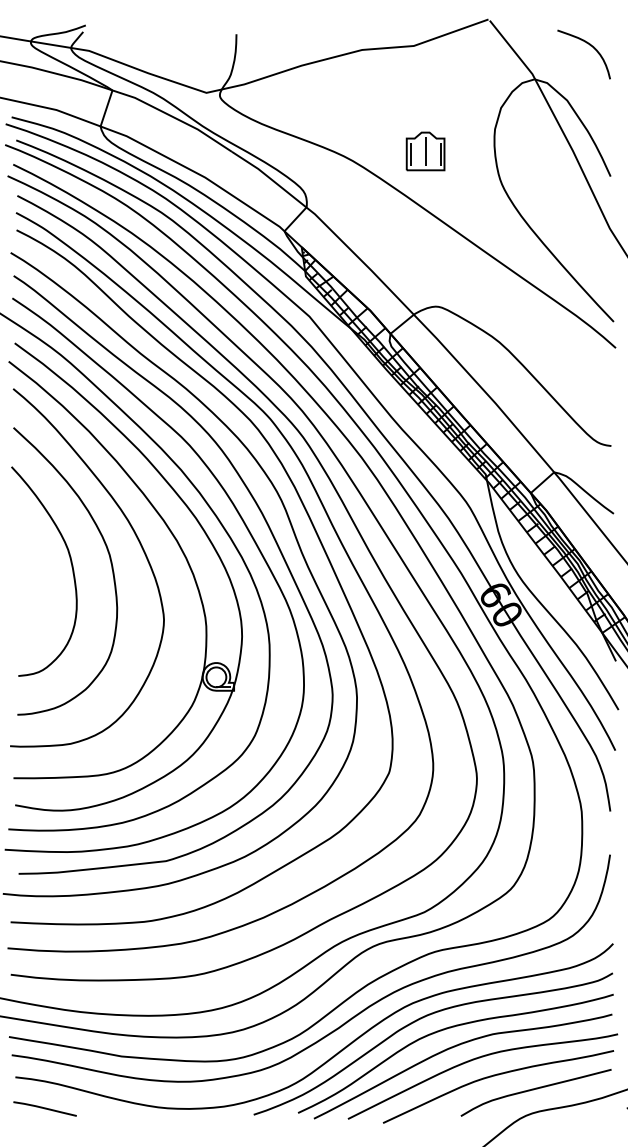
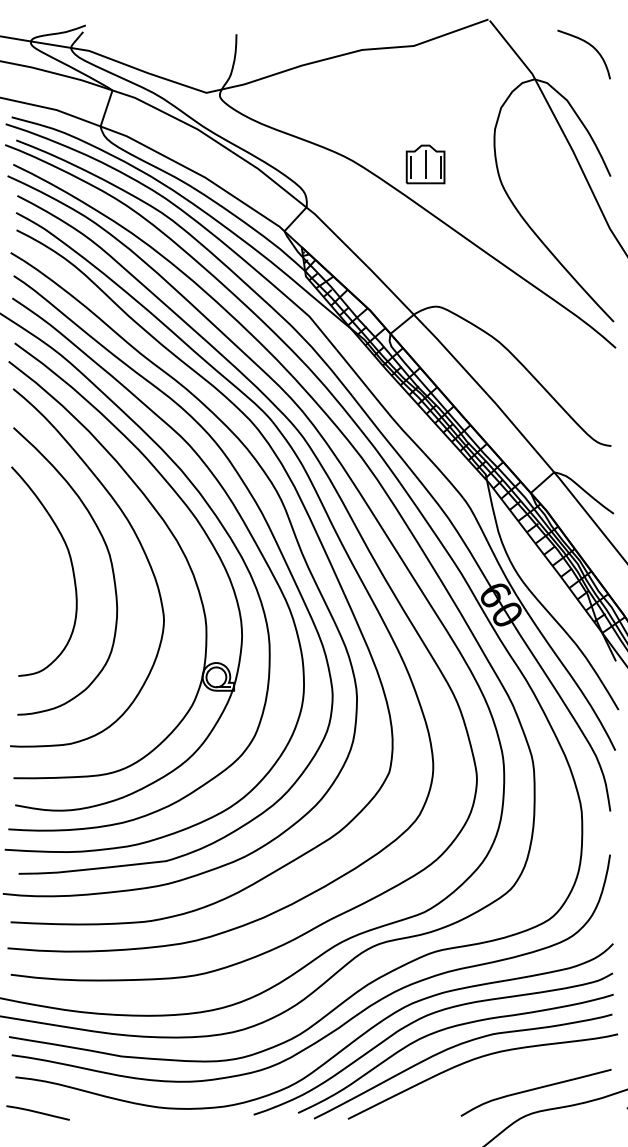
part position: (425, 151) -> (425, 164) (425, 164)
curve: present -> none (495, 1076)
line position: (44, 1108) -> (37, 1112) (37, 1112)
